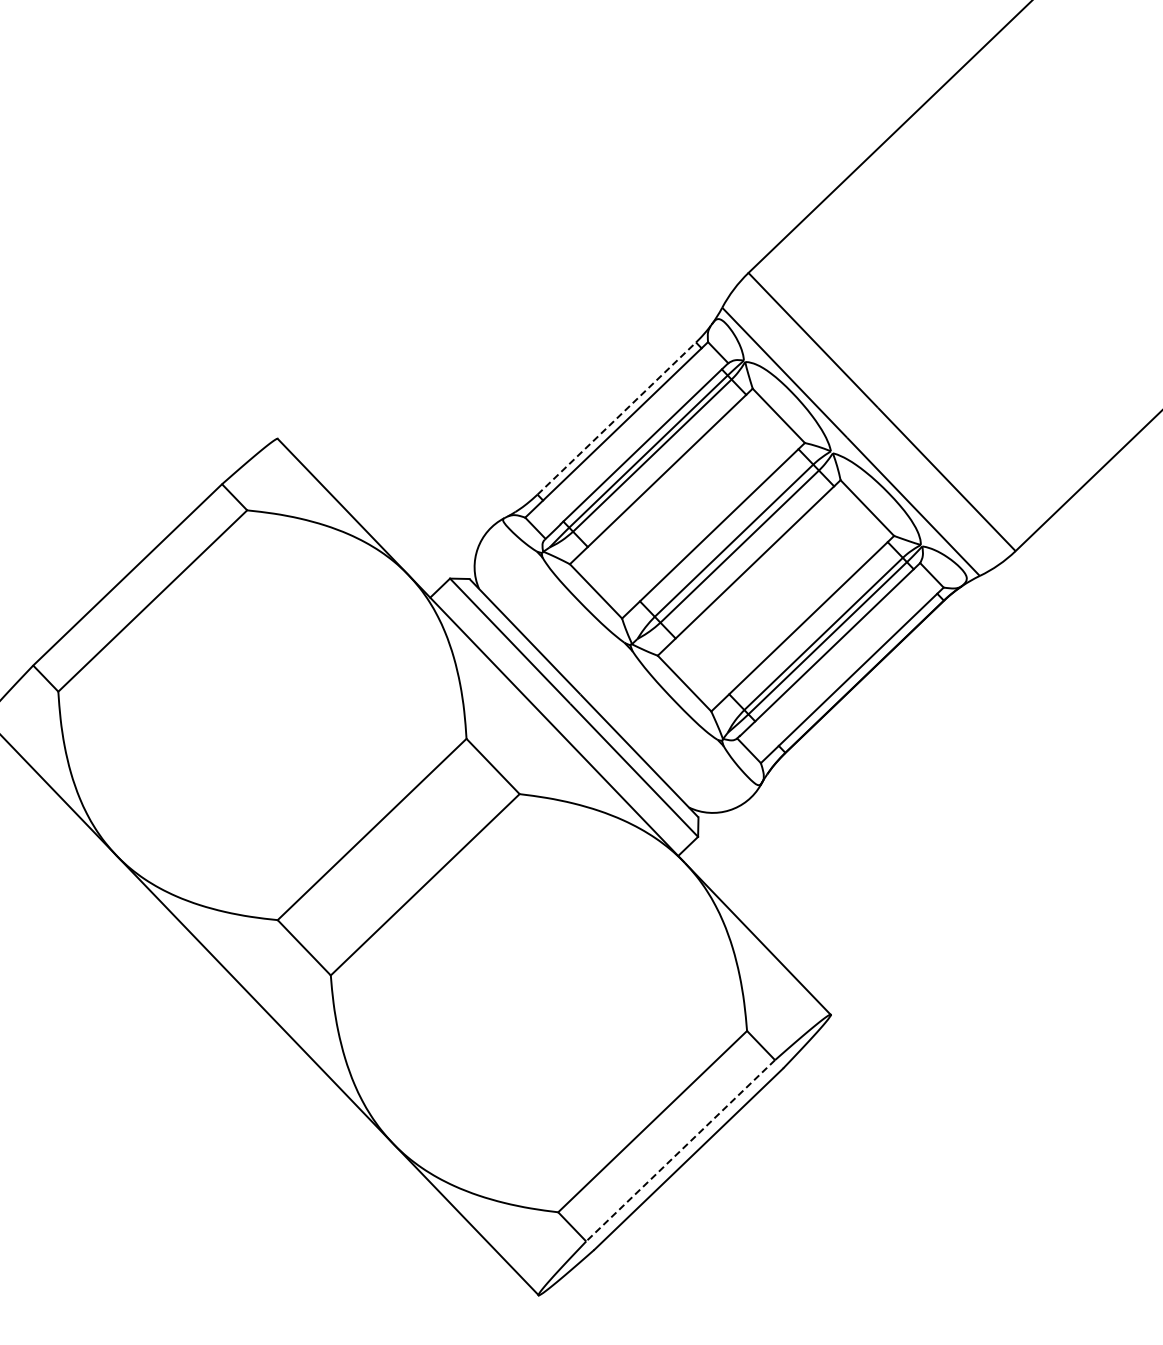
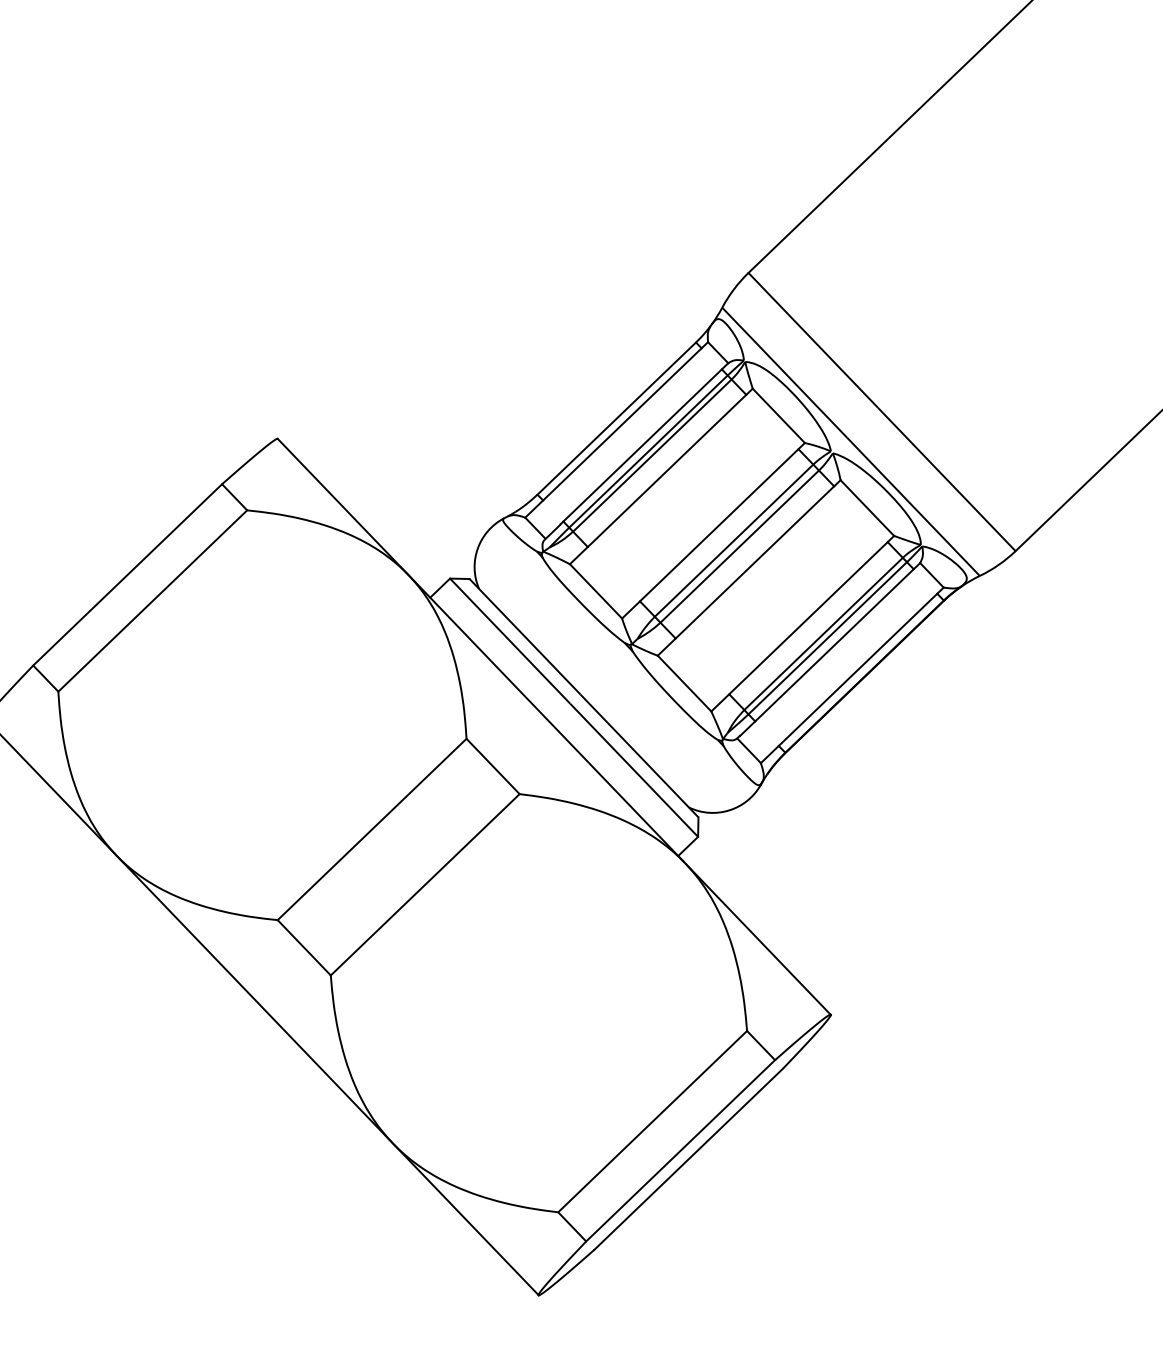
line: dashed -> solid (616, 418)
line: dashed -> solid (680, 1150)
